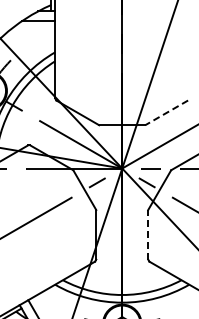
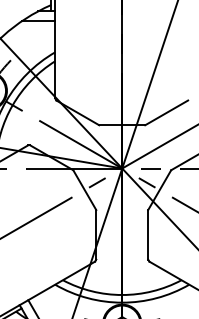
line: dashed -> solid (166, 112)
line: dashed -> solid (148, 234)
